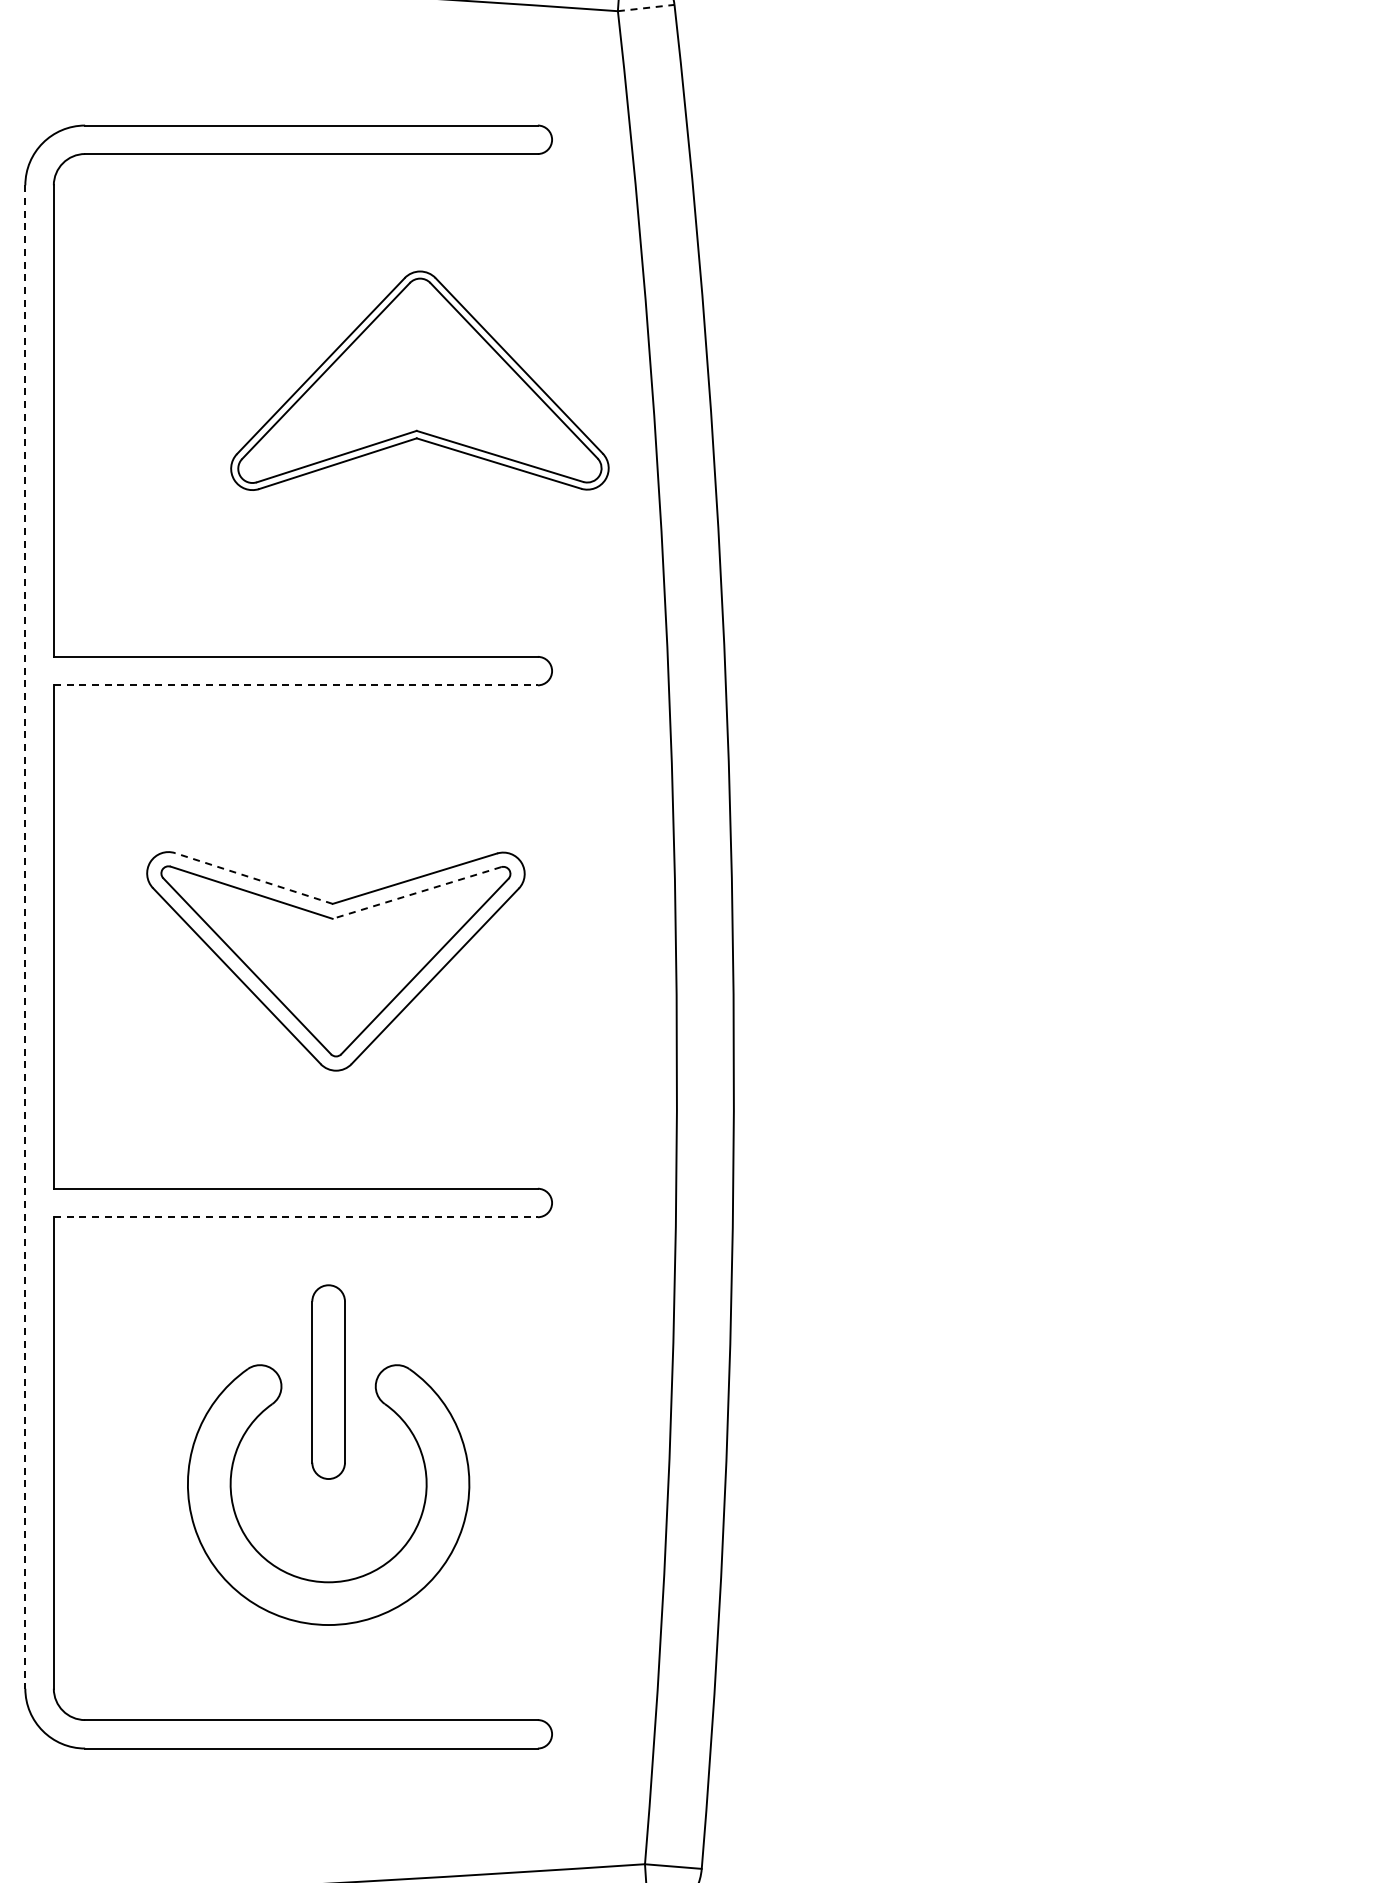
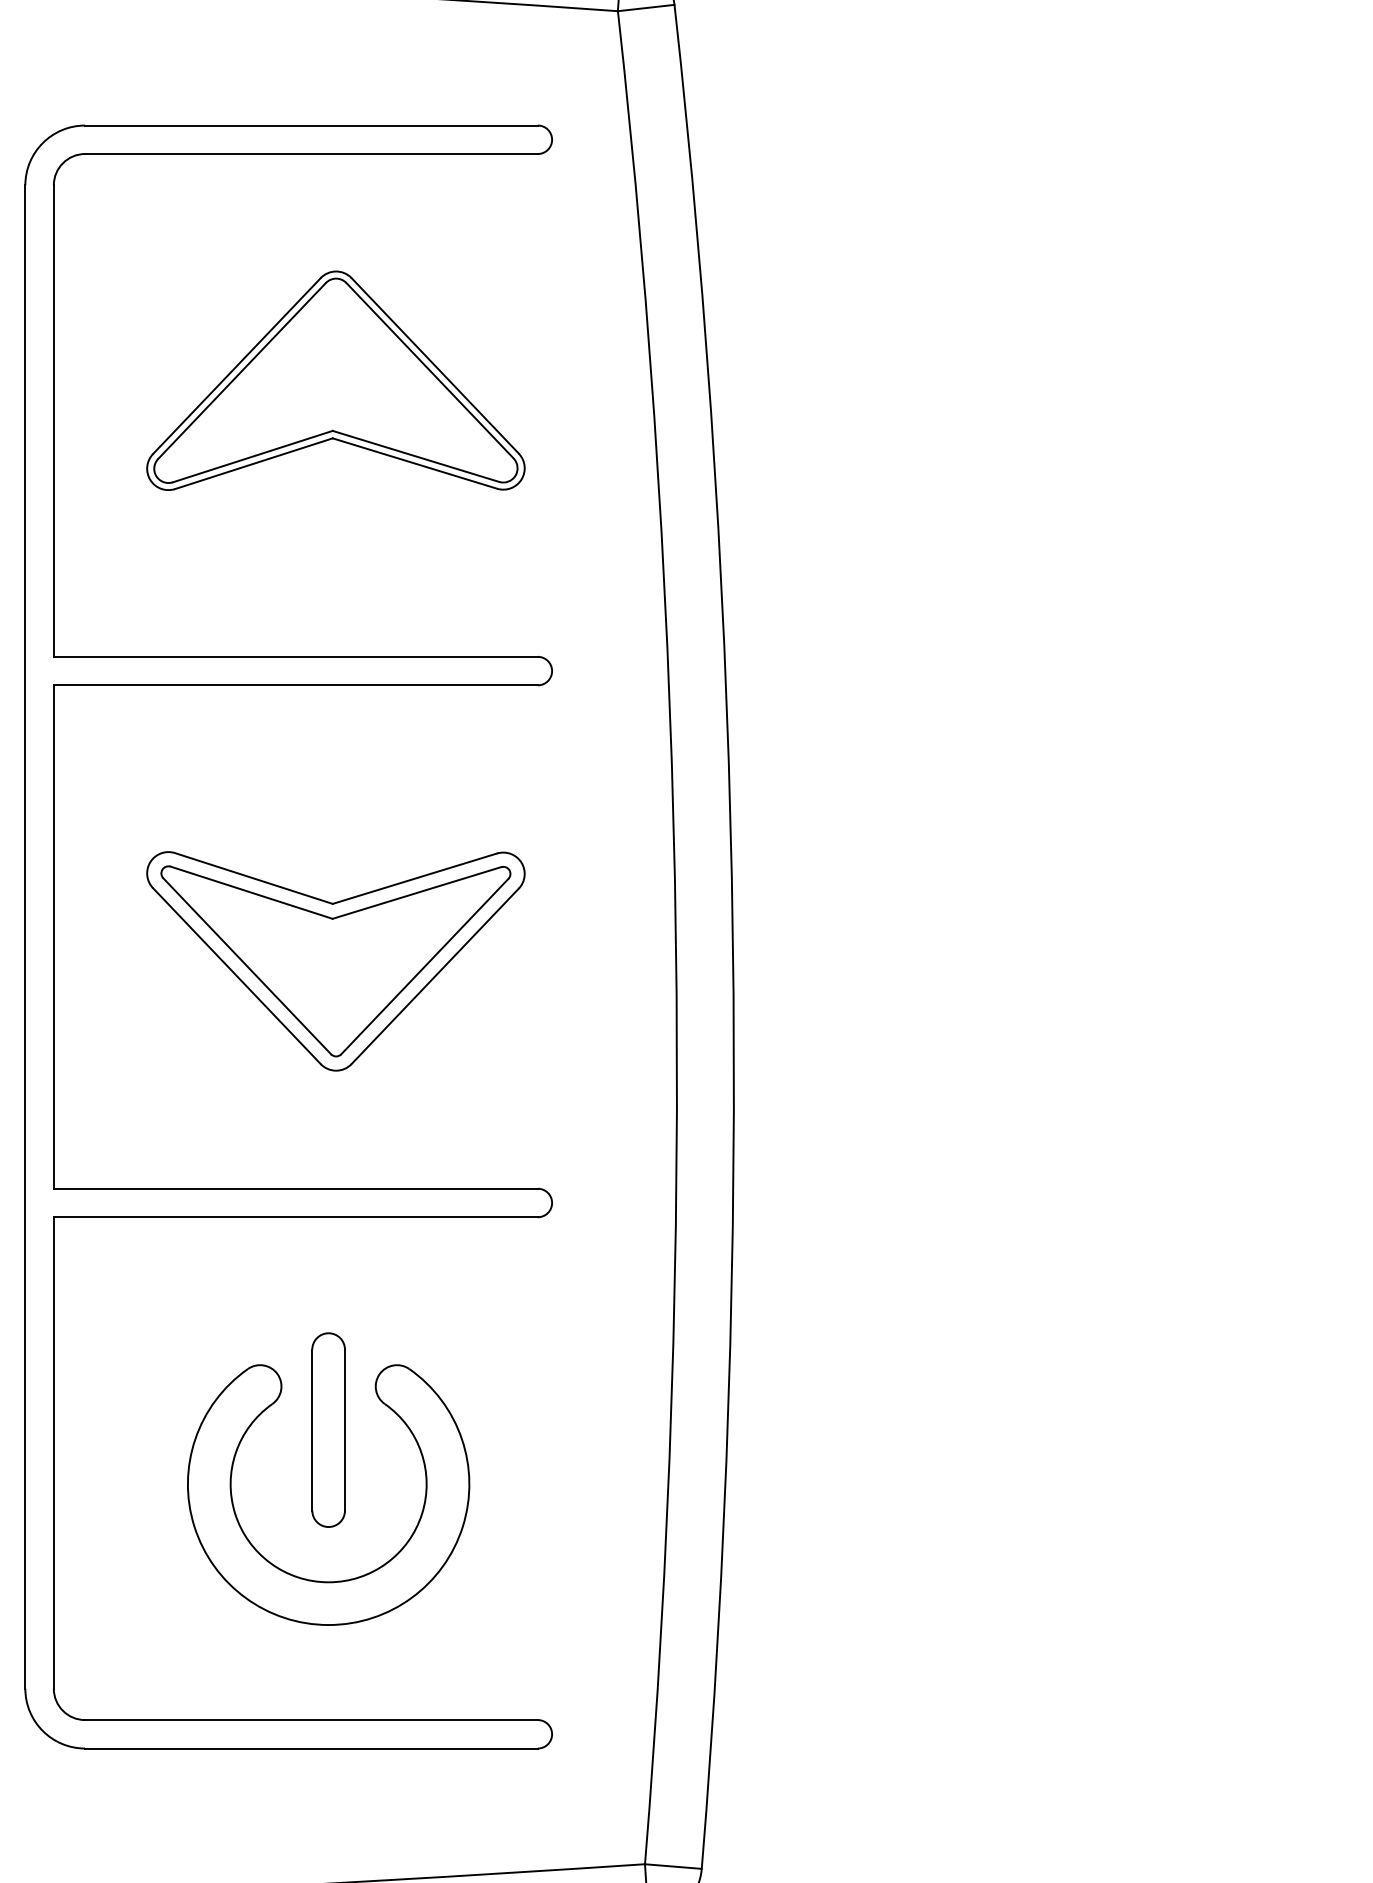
line: dashed -> solid (646, 7)
part position: (419, 380) -> (335, 380) (335, 380)
line: dashed -> solid (296, 685)
line: dashed -> solid (253, 878)
line: dashed -> solid (416, 893)
line: dashed -> solid (25, 937)
line: dashed -> solid (296, 1217)
part position: (328, 1381) -> (328, 1429) (328, 1429)
